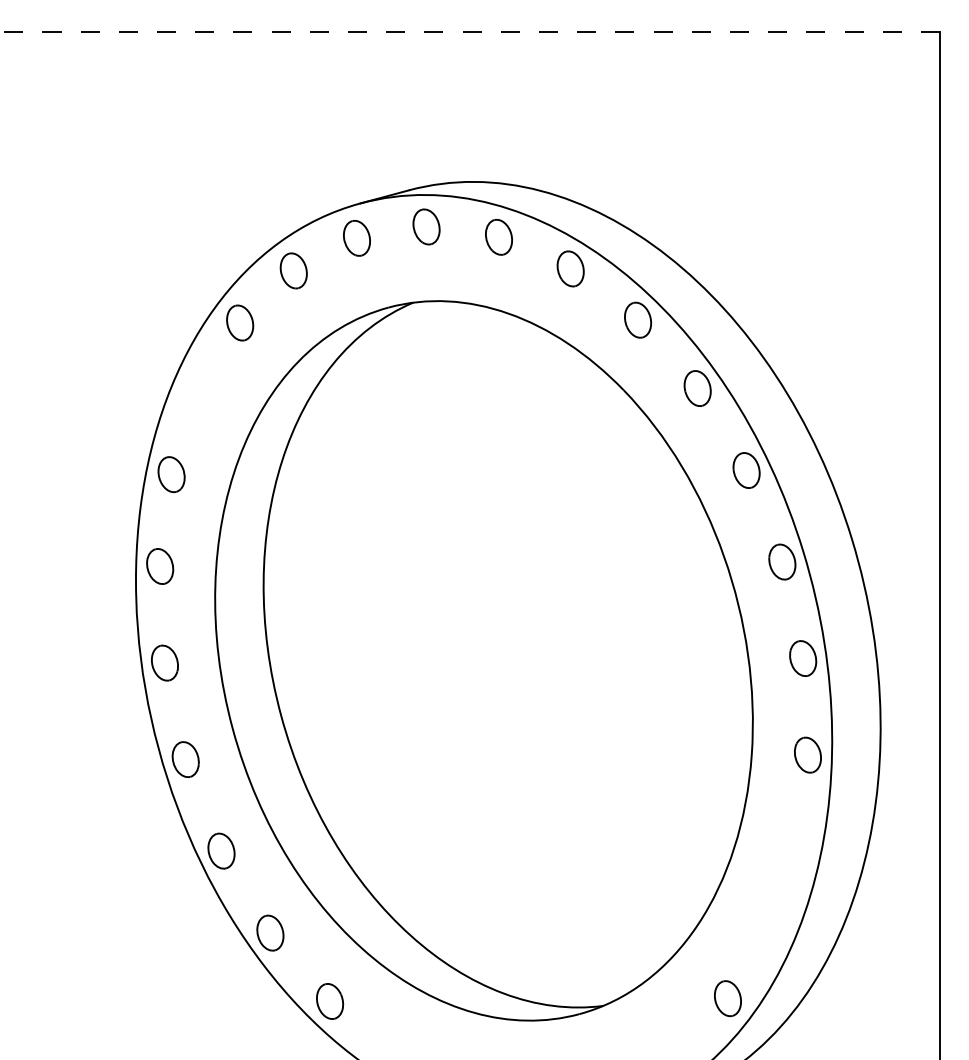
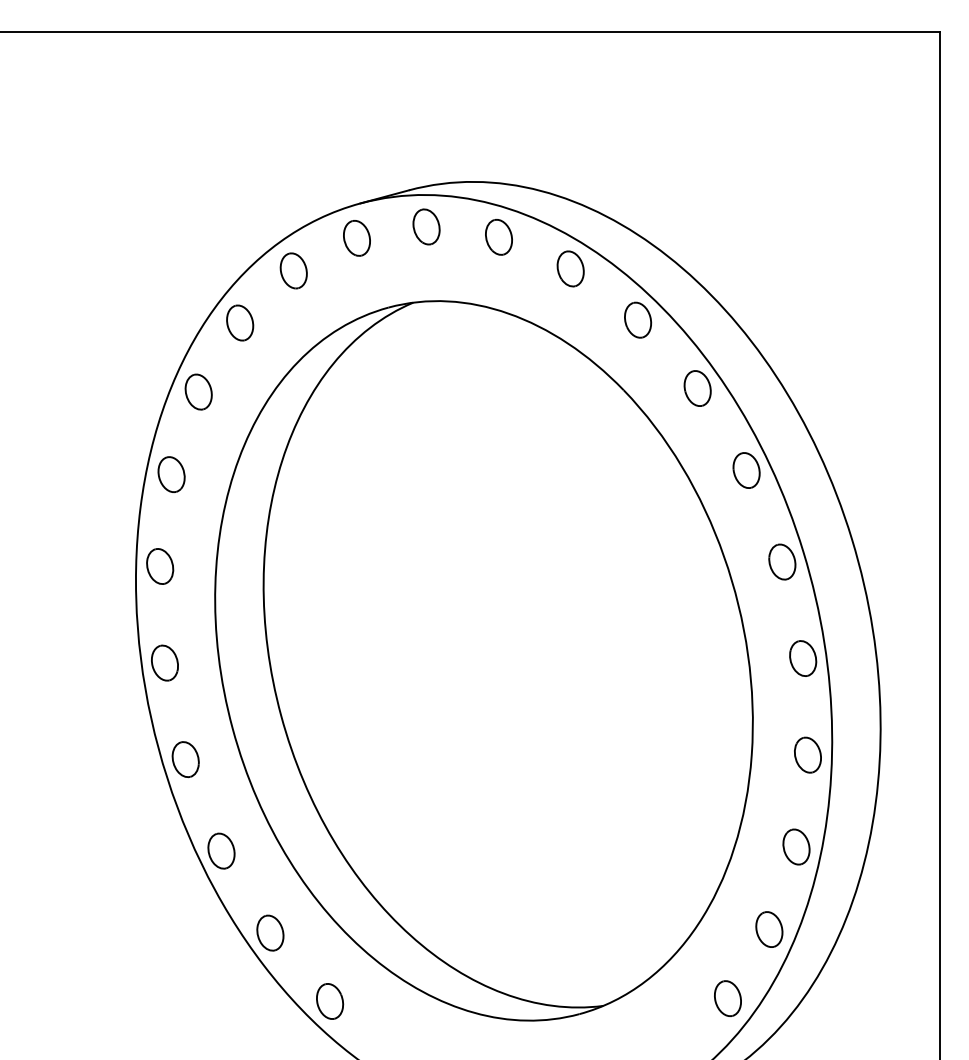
line: dashed -> solid (470, 31)
part: none -> present (198, 391)
part: none -> present (796, 846)
part: none -> present (769, 929)
